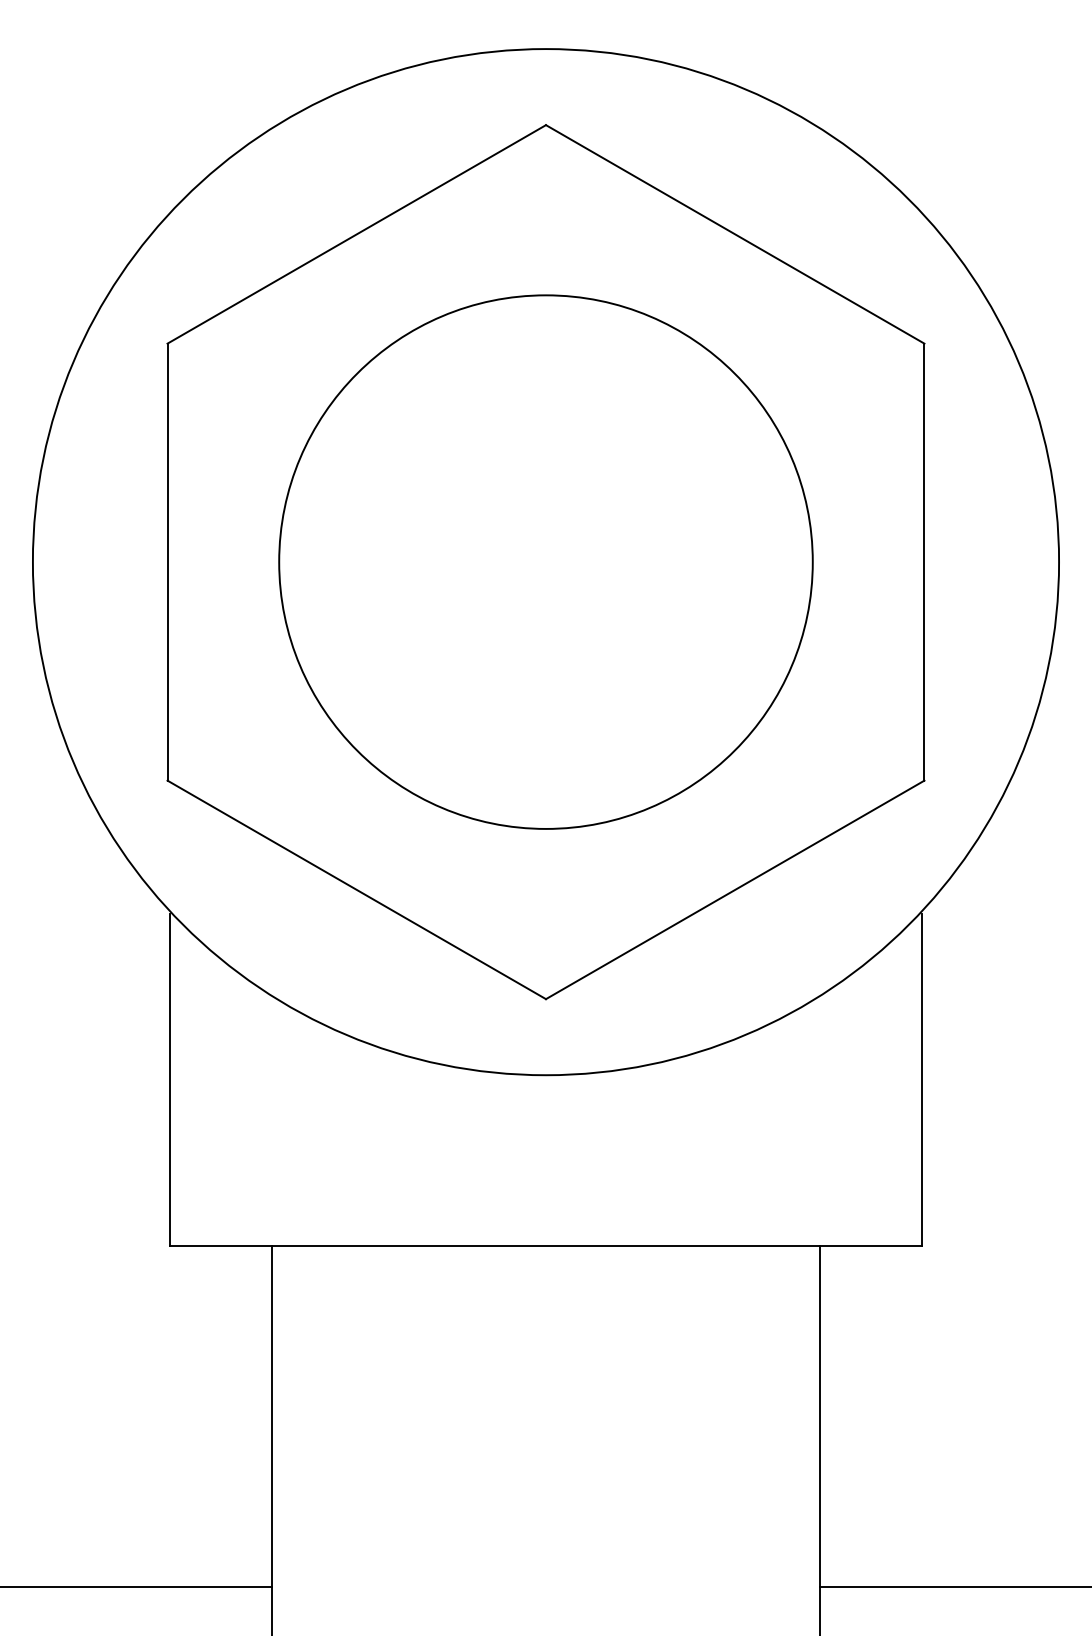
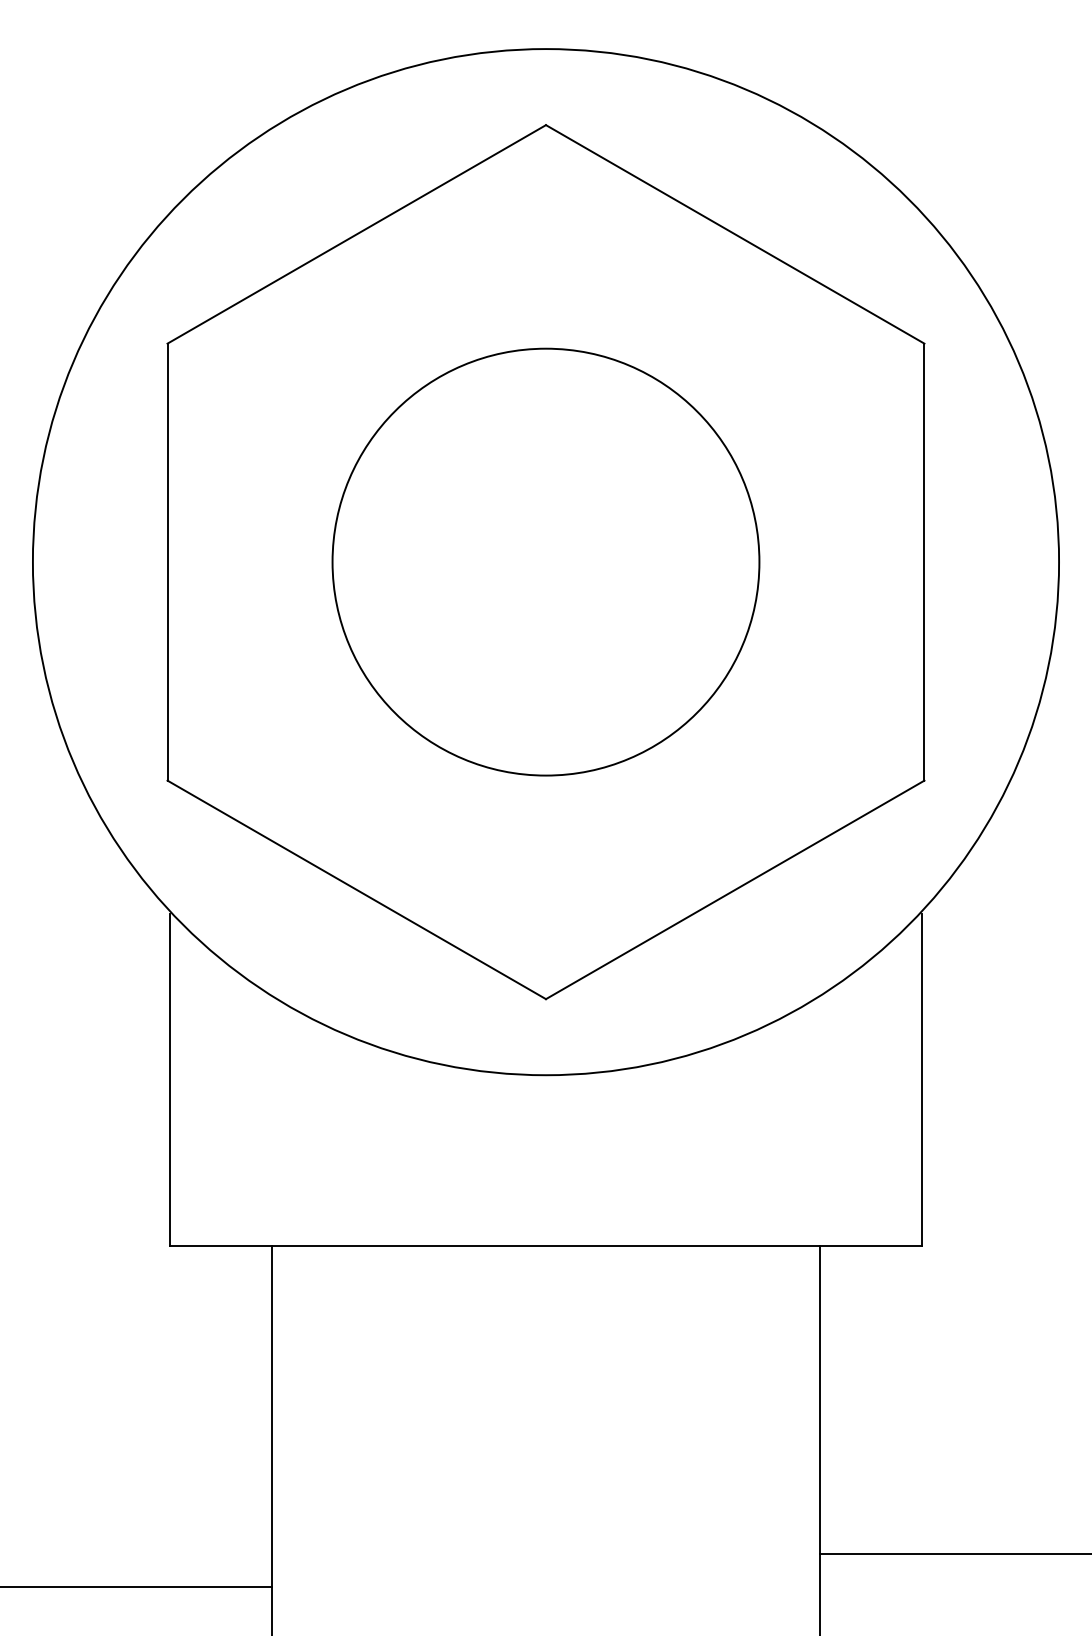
circle diameter: 534 px -> 427 px (545, 561)
line position: (953, 1586) -> (953, 1553) (953, 1553)
